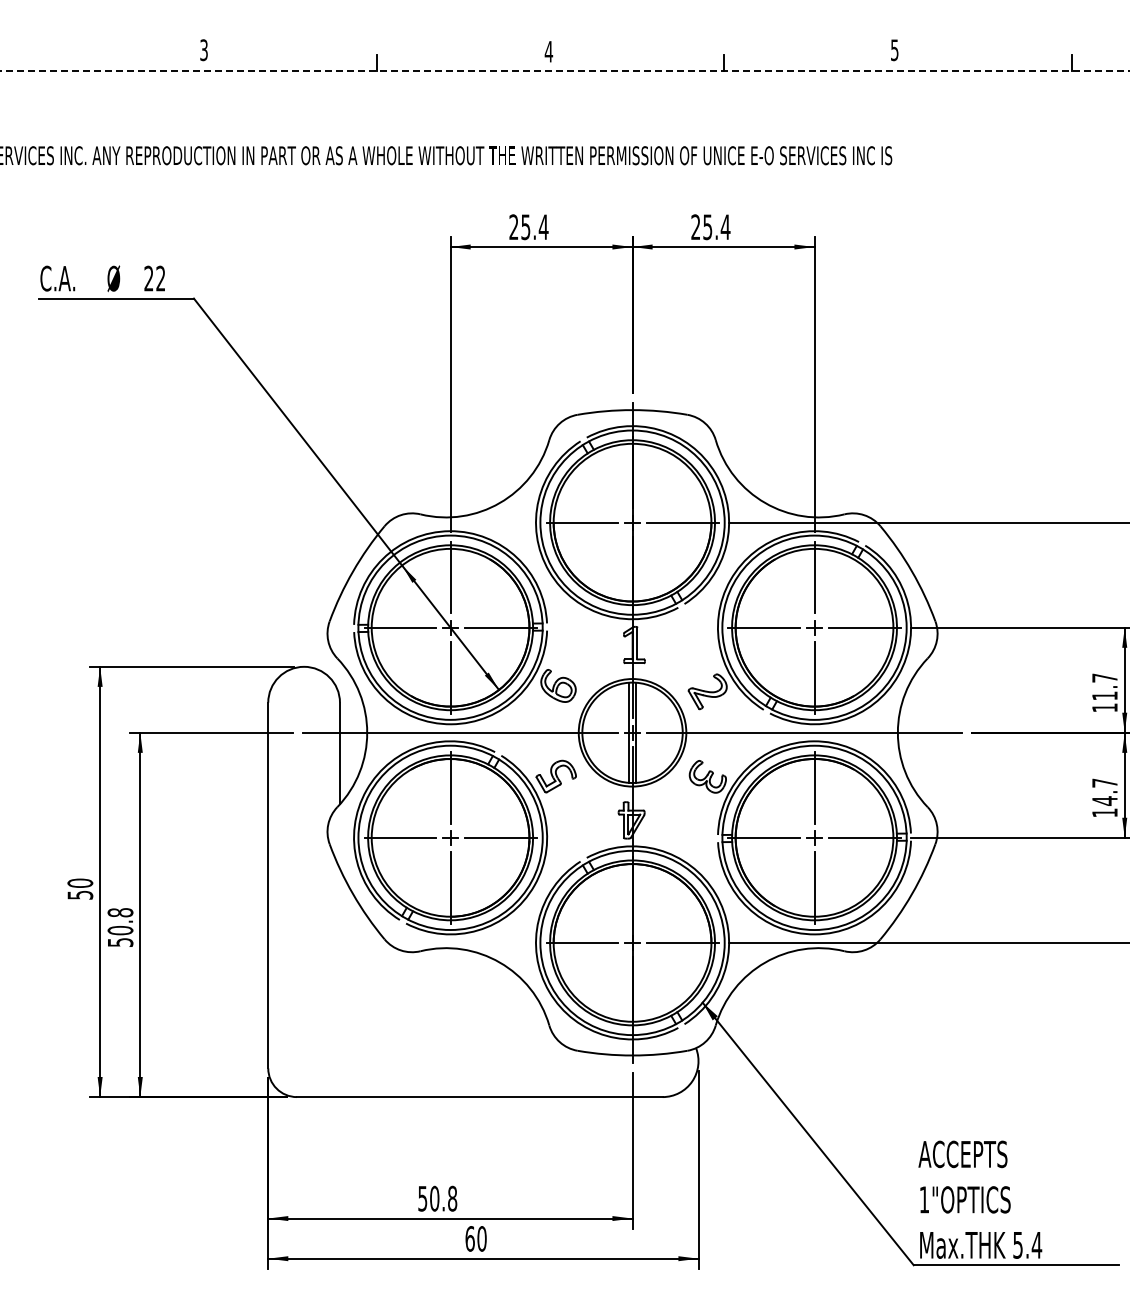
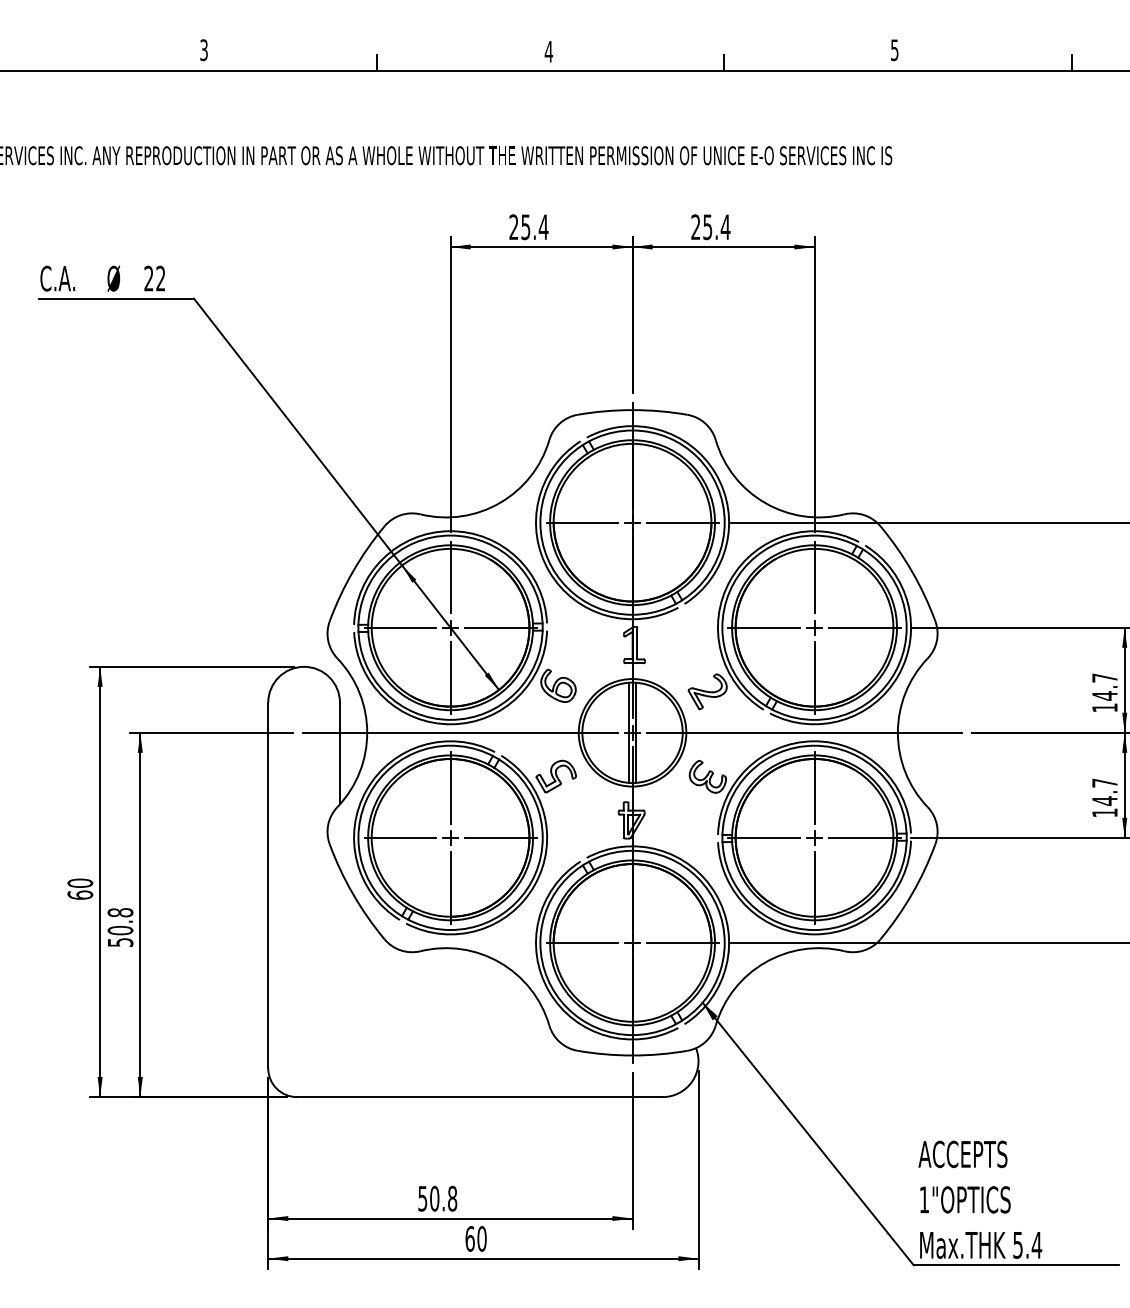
line: dashed -> solid (564, 70)
text: 11.7 -> 14.7 (1104, 695)
text: 50 -> 60 (80, 894)
